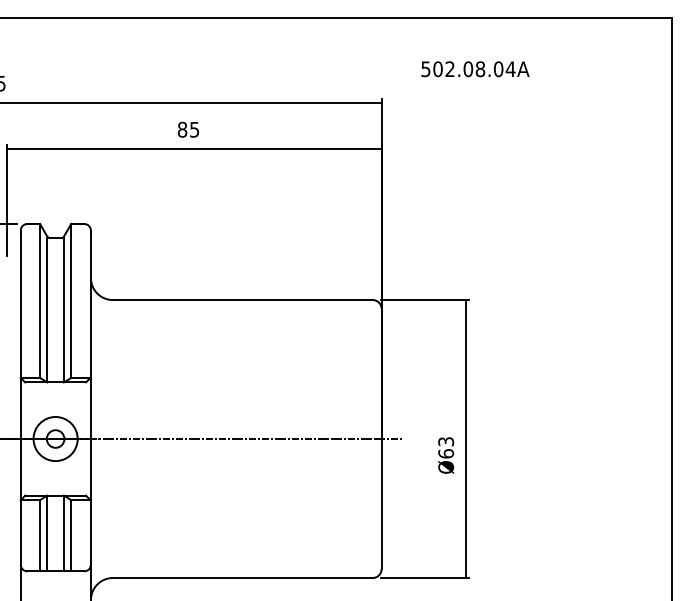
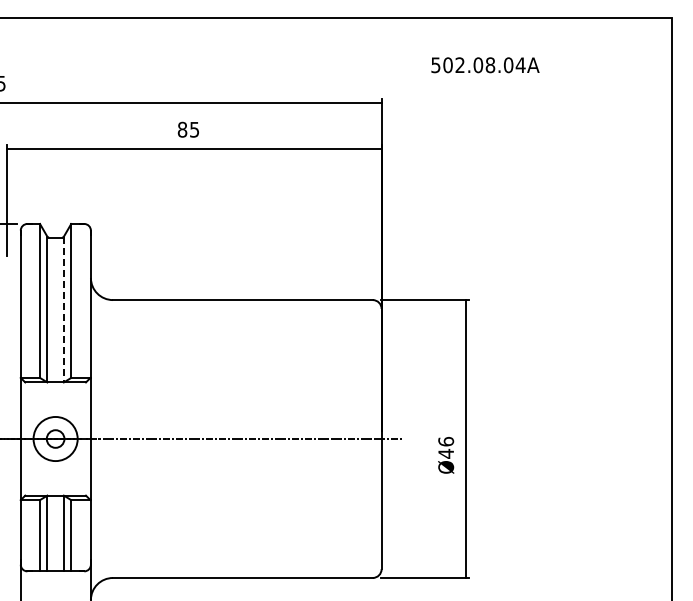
text position: (475, 69) -> (485, 65) (485, 65)
line: solid -> dashed (63, 309)
text: Ø63 -> Ø46 (446, 447)
